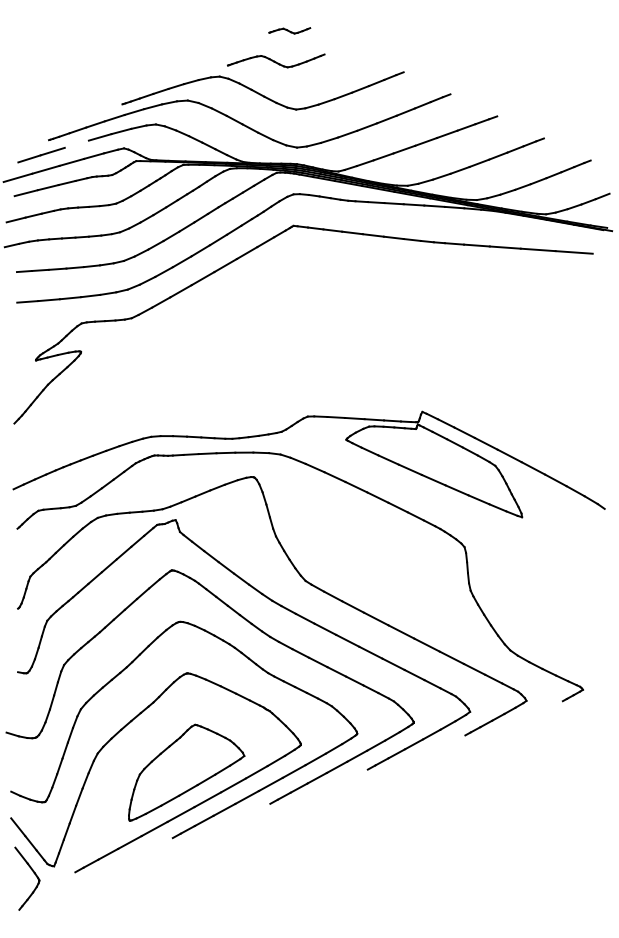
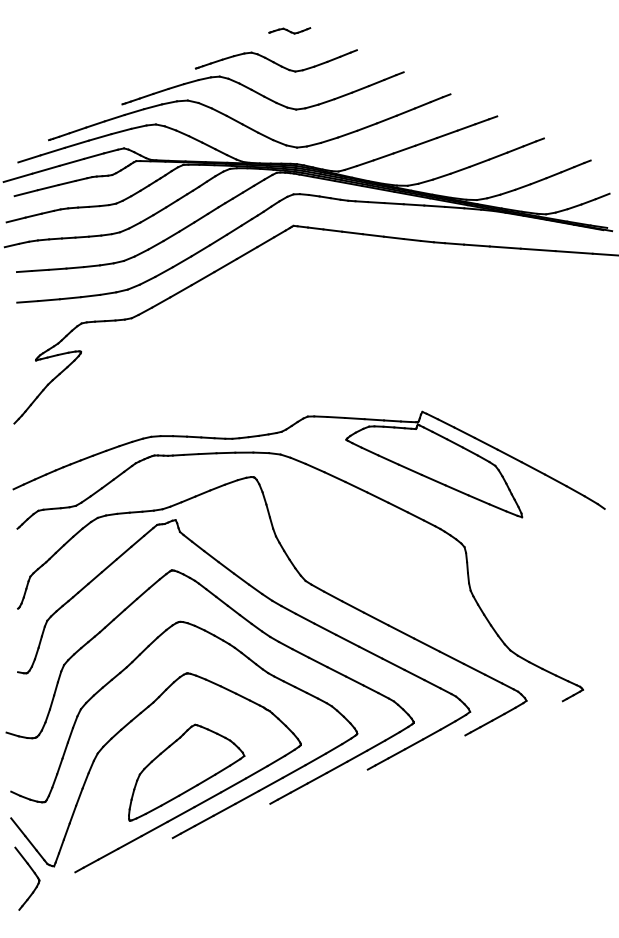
part size: 99x16 px -> 164x24 px (275, 60)
line: none -> present (76, 143)
line: none -> present (603, 254)
